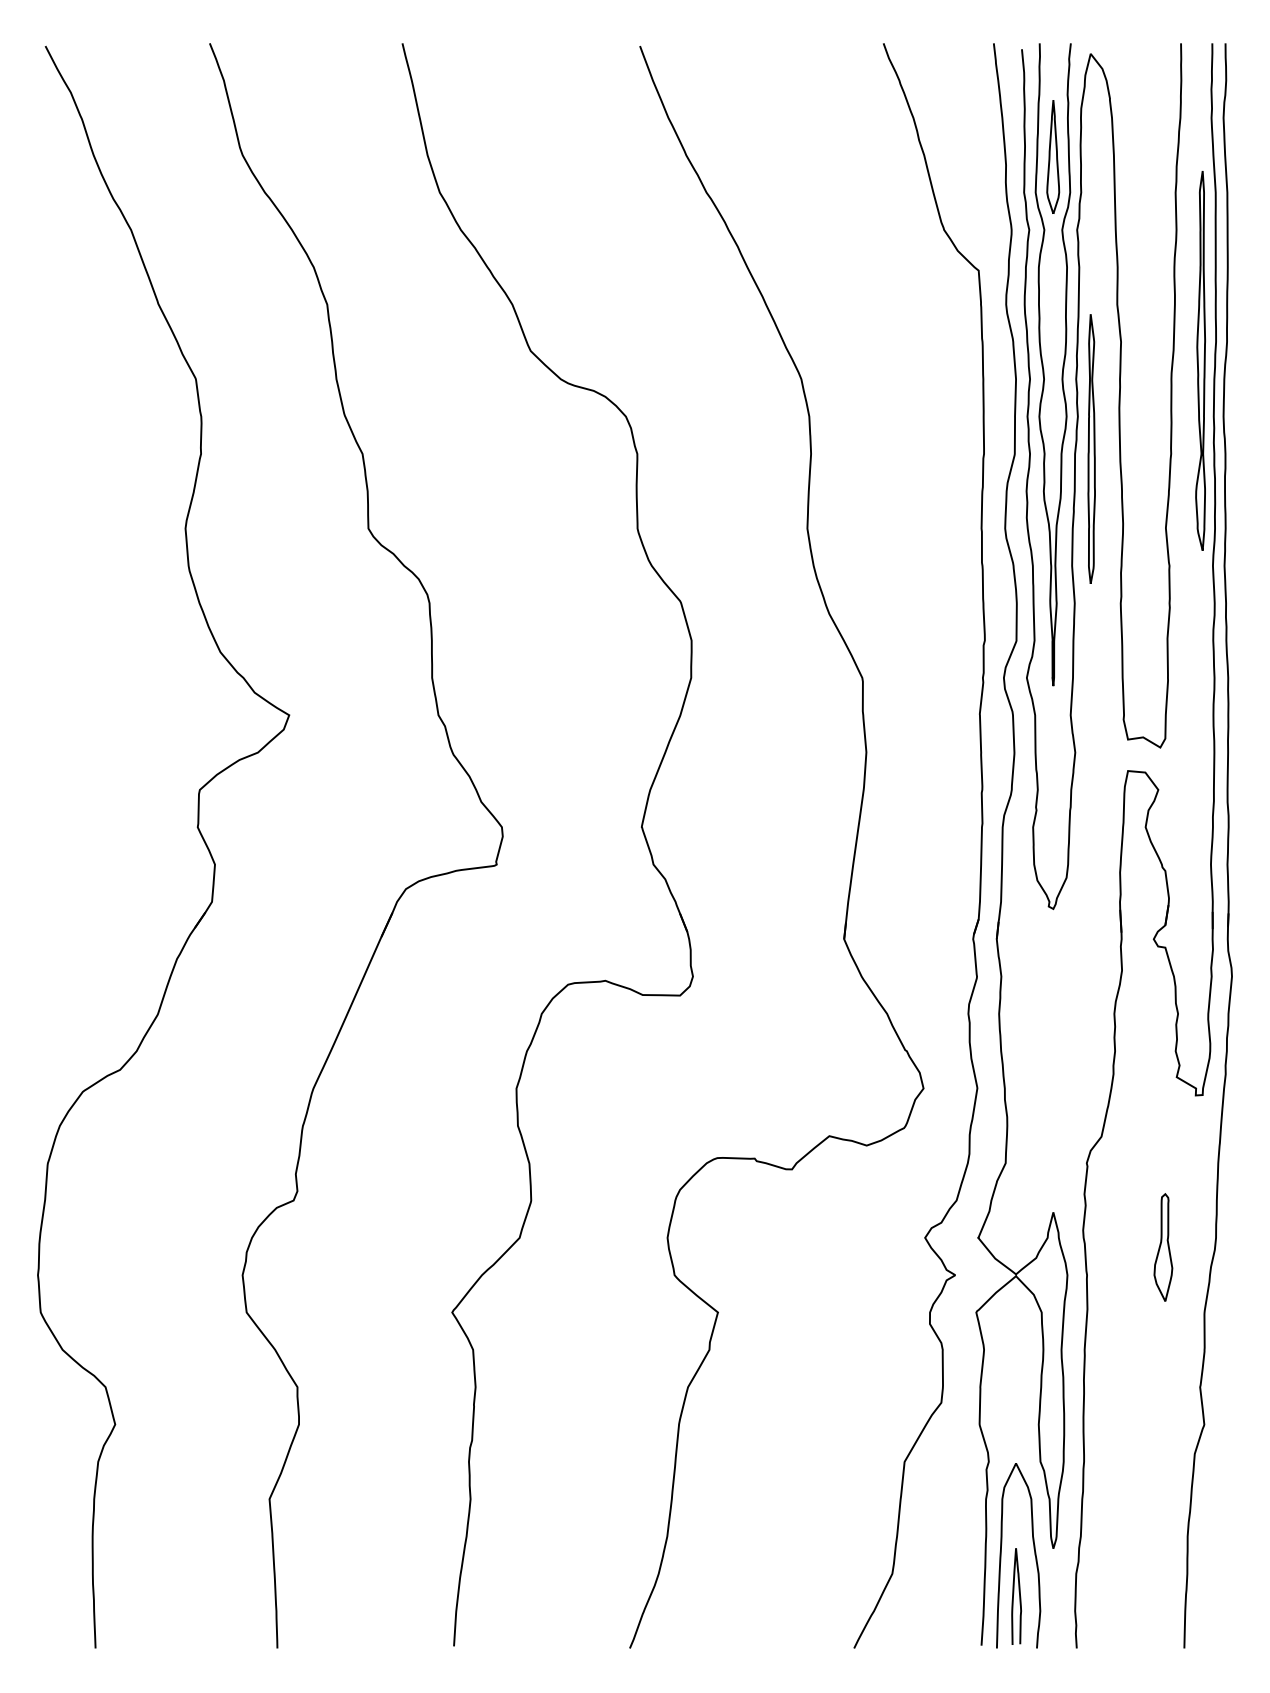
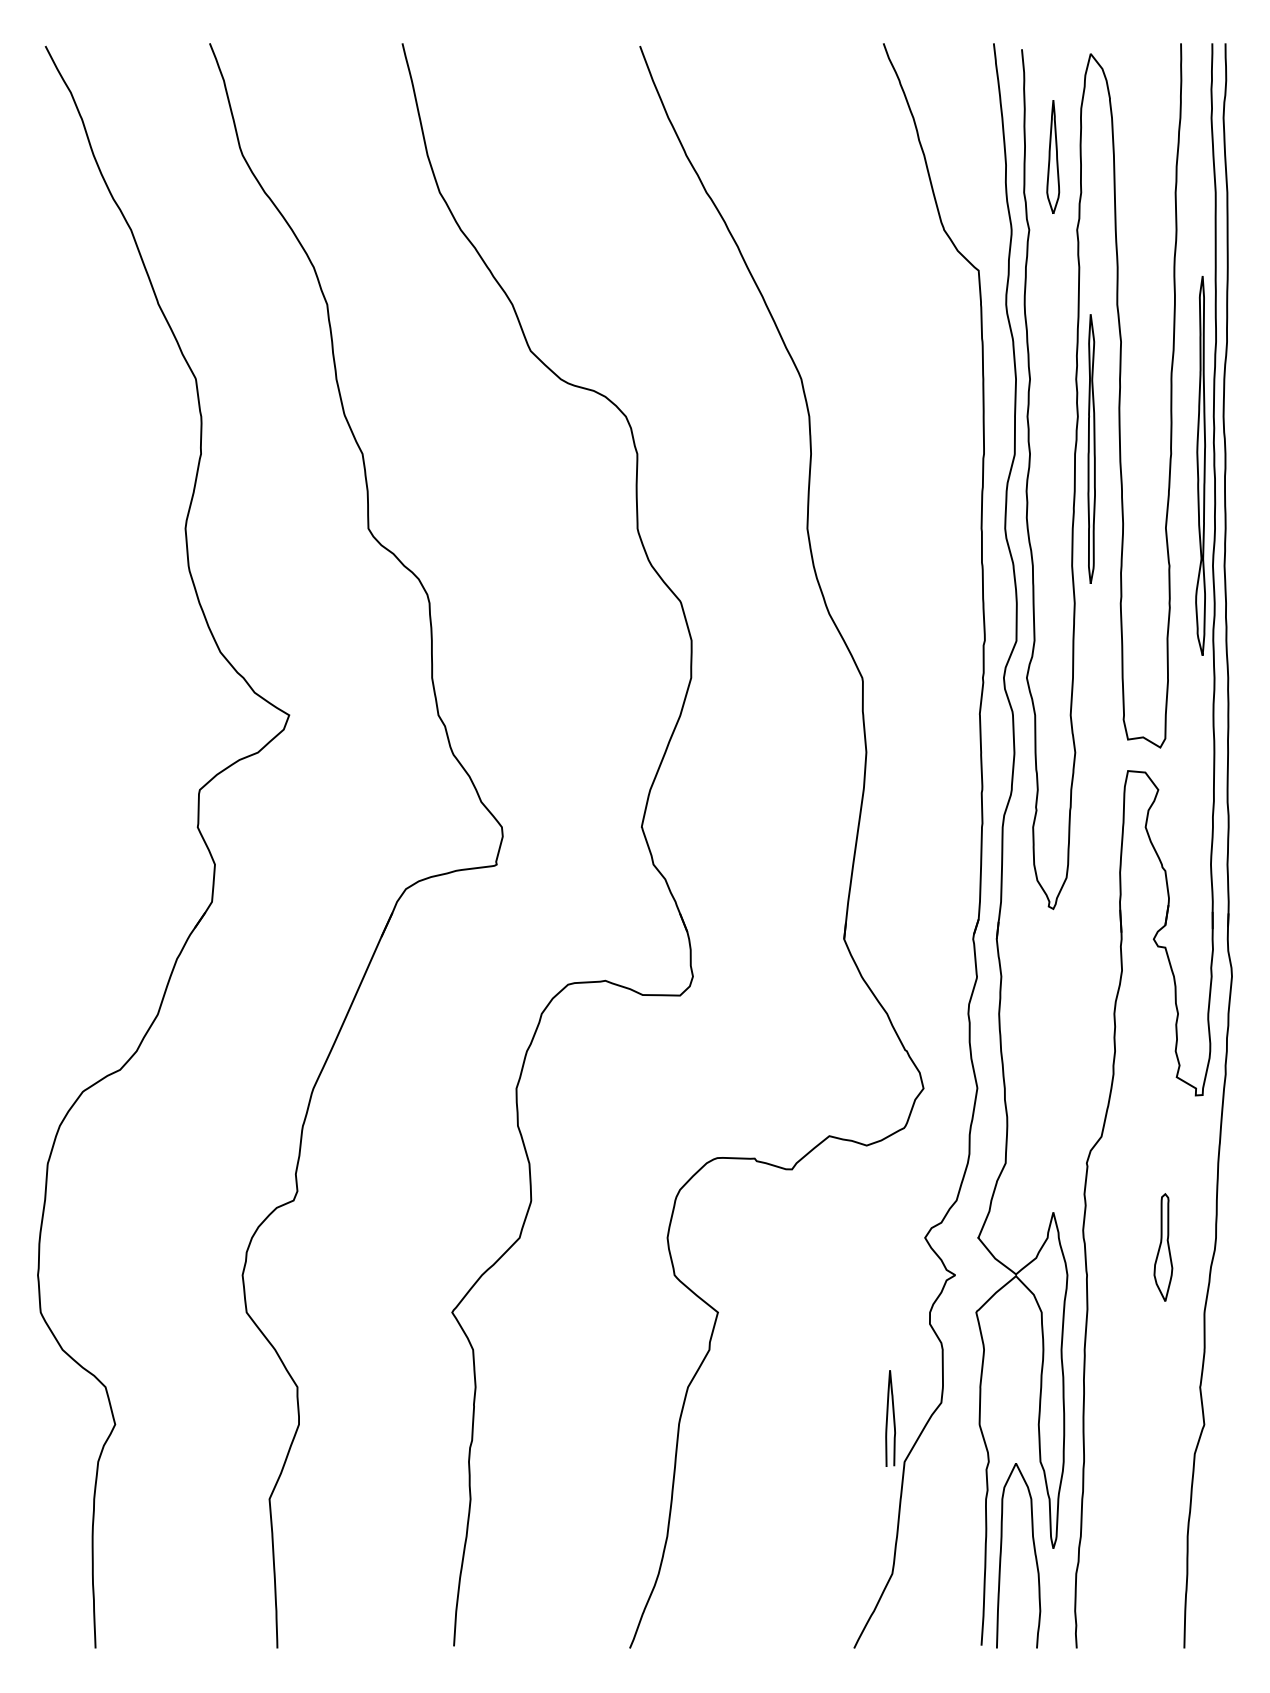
part position: (1200, 360) -> (1200, 465) (1200, 465)
curve: present -> none (1043, 364)
curve position: (1013, 1596) -> (887, 1418) (887, 1418)
